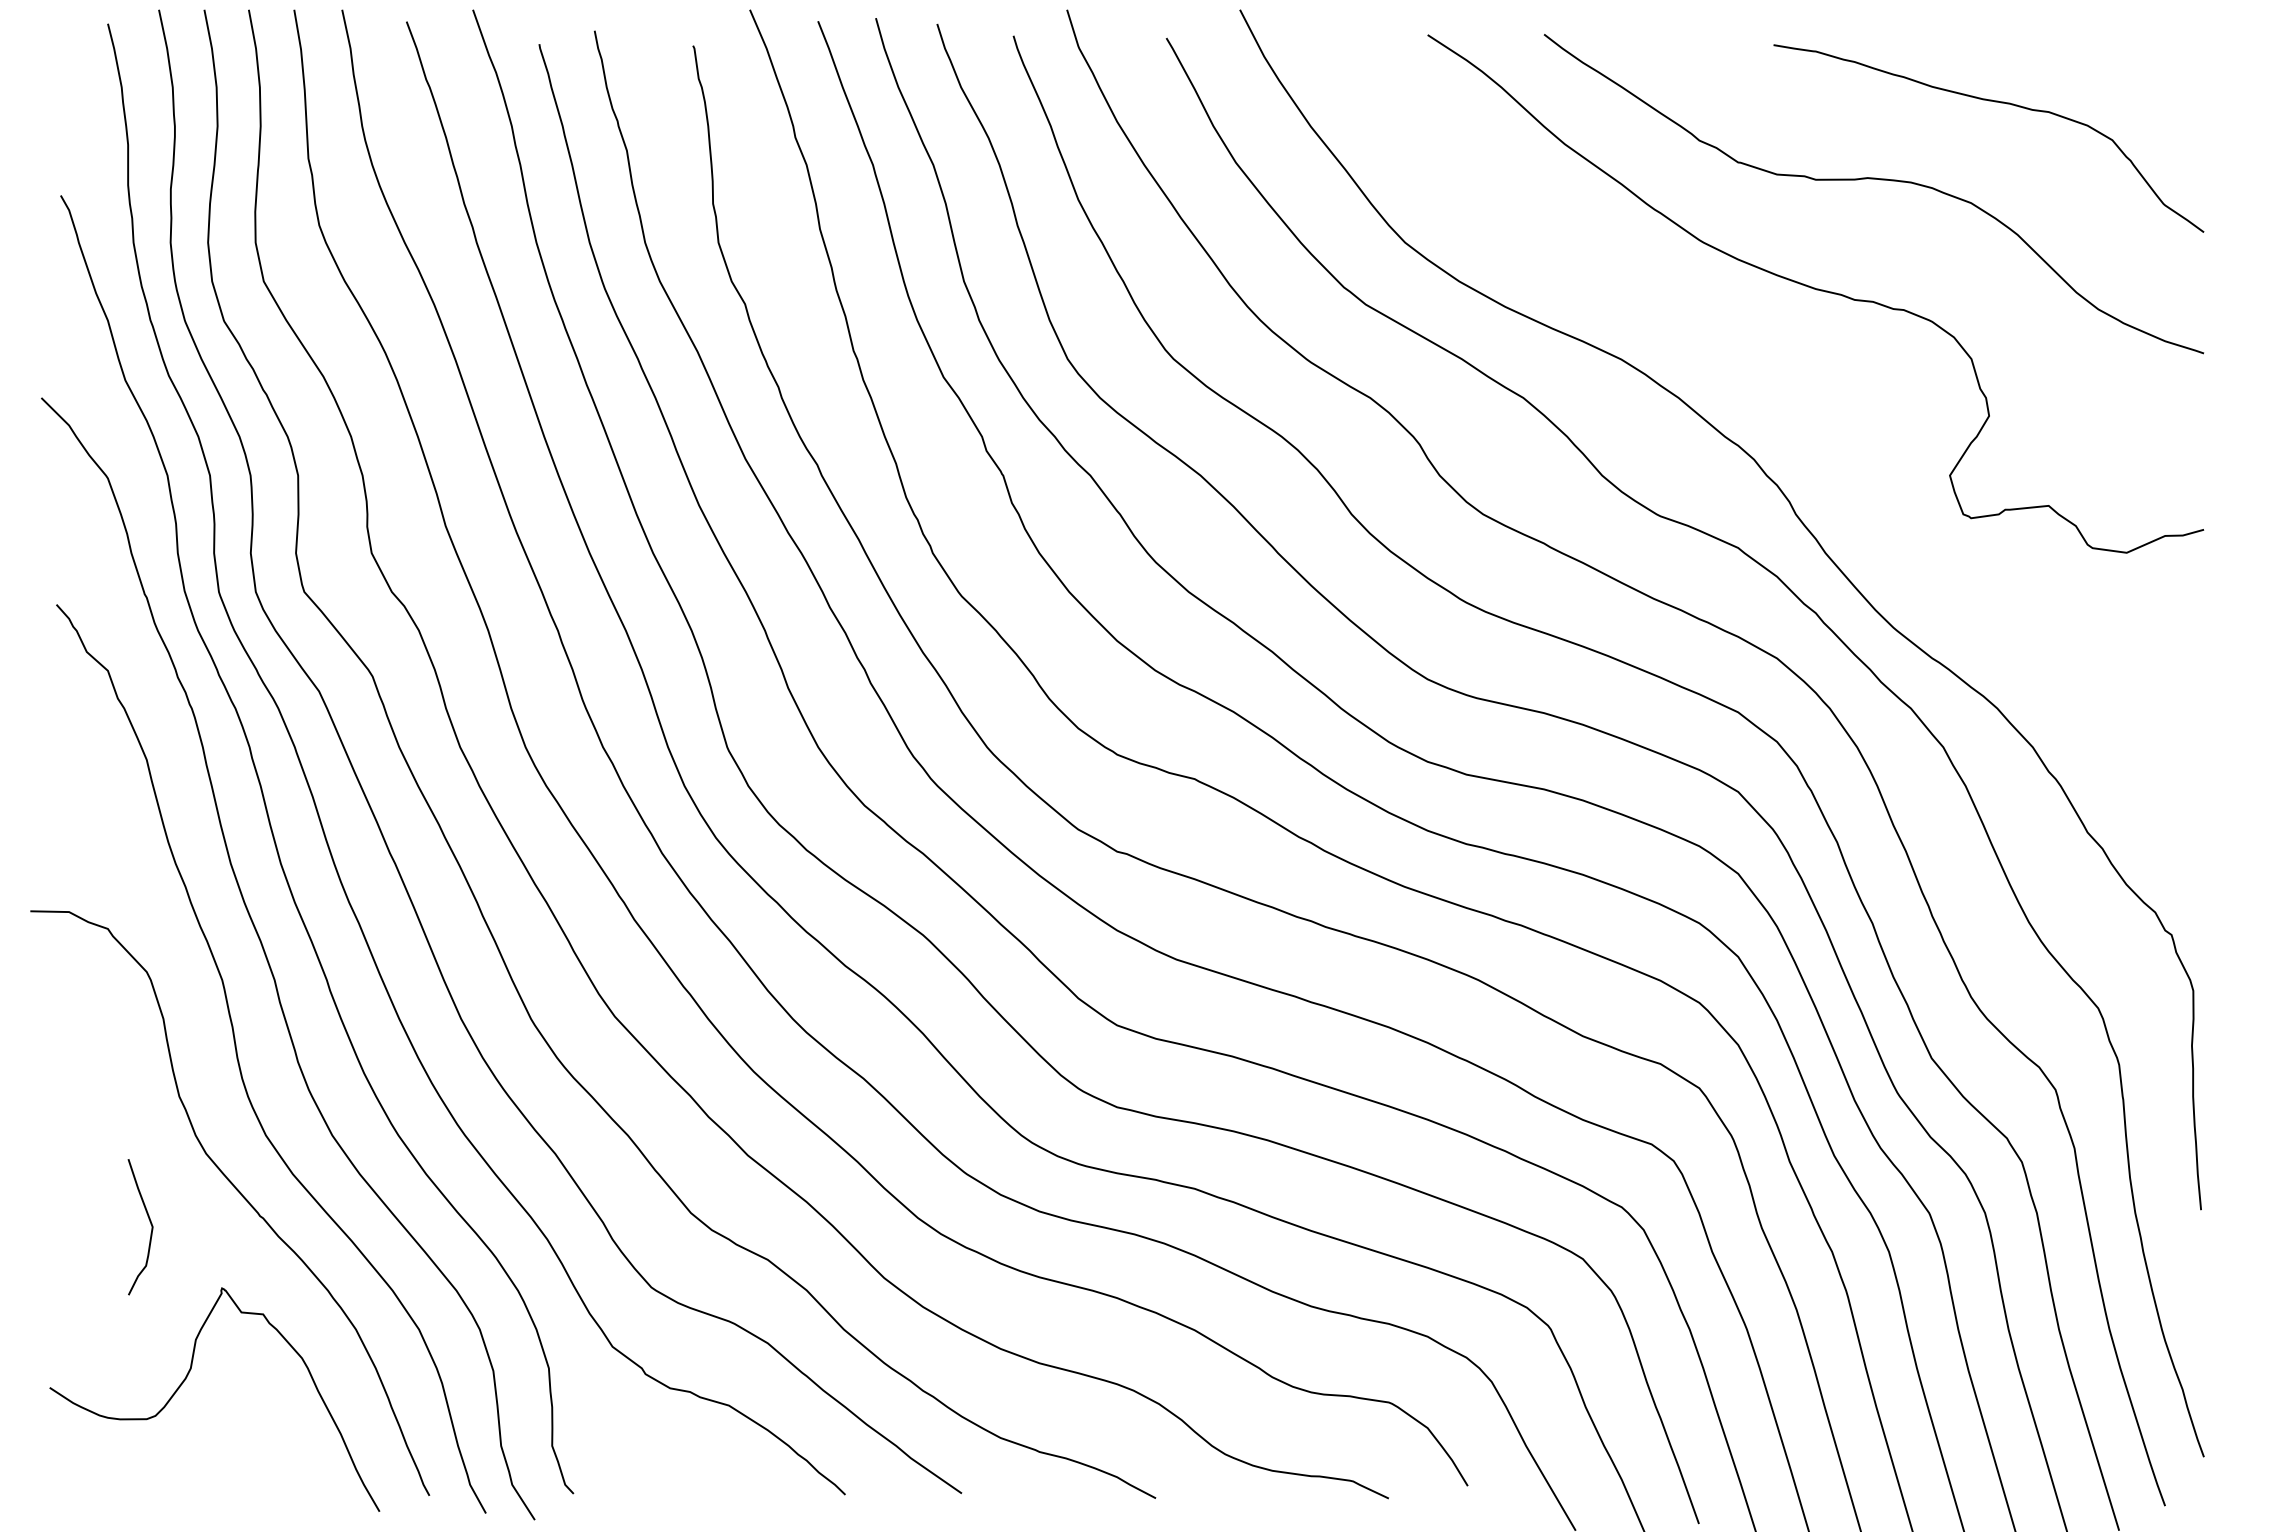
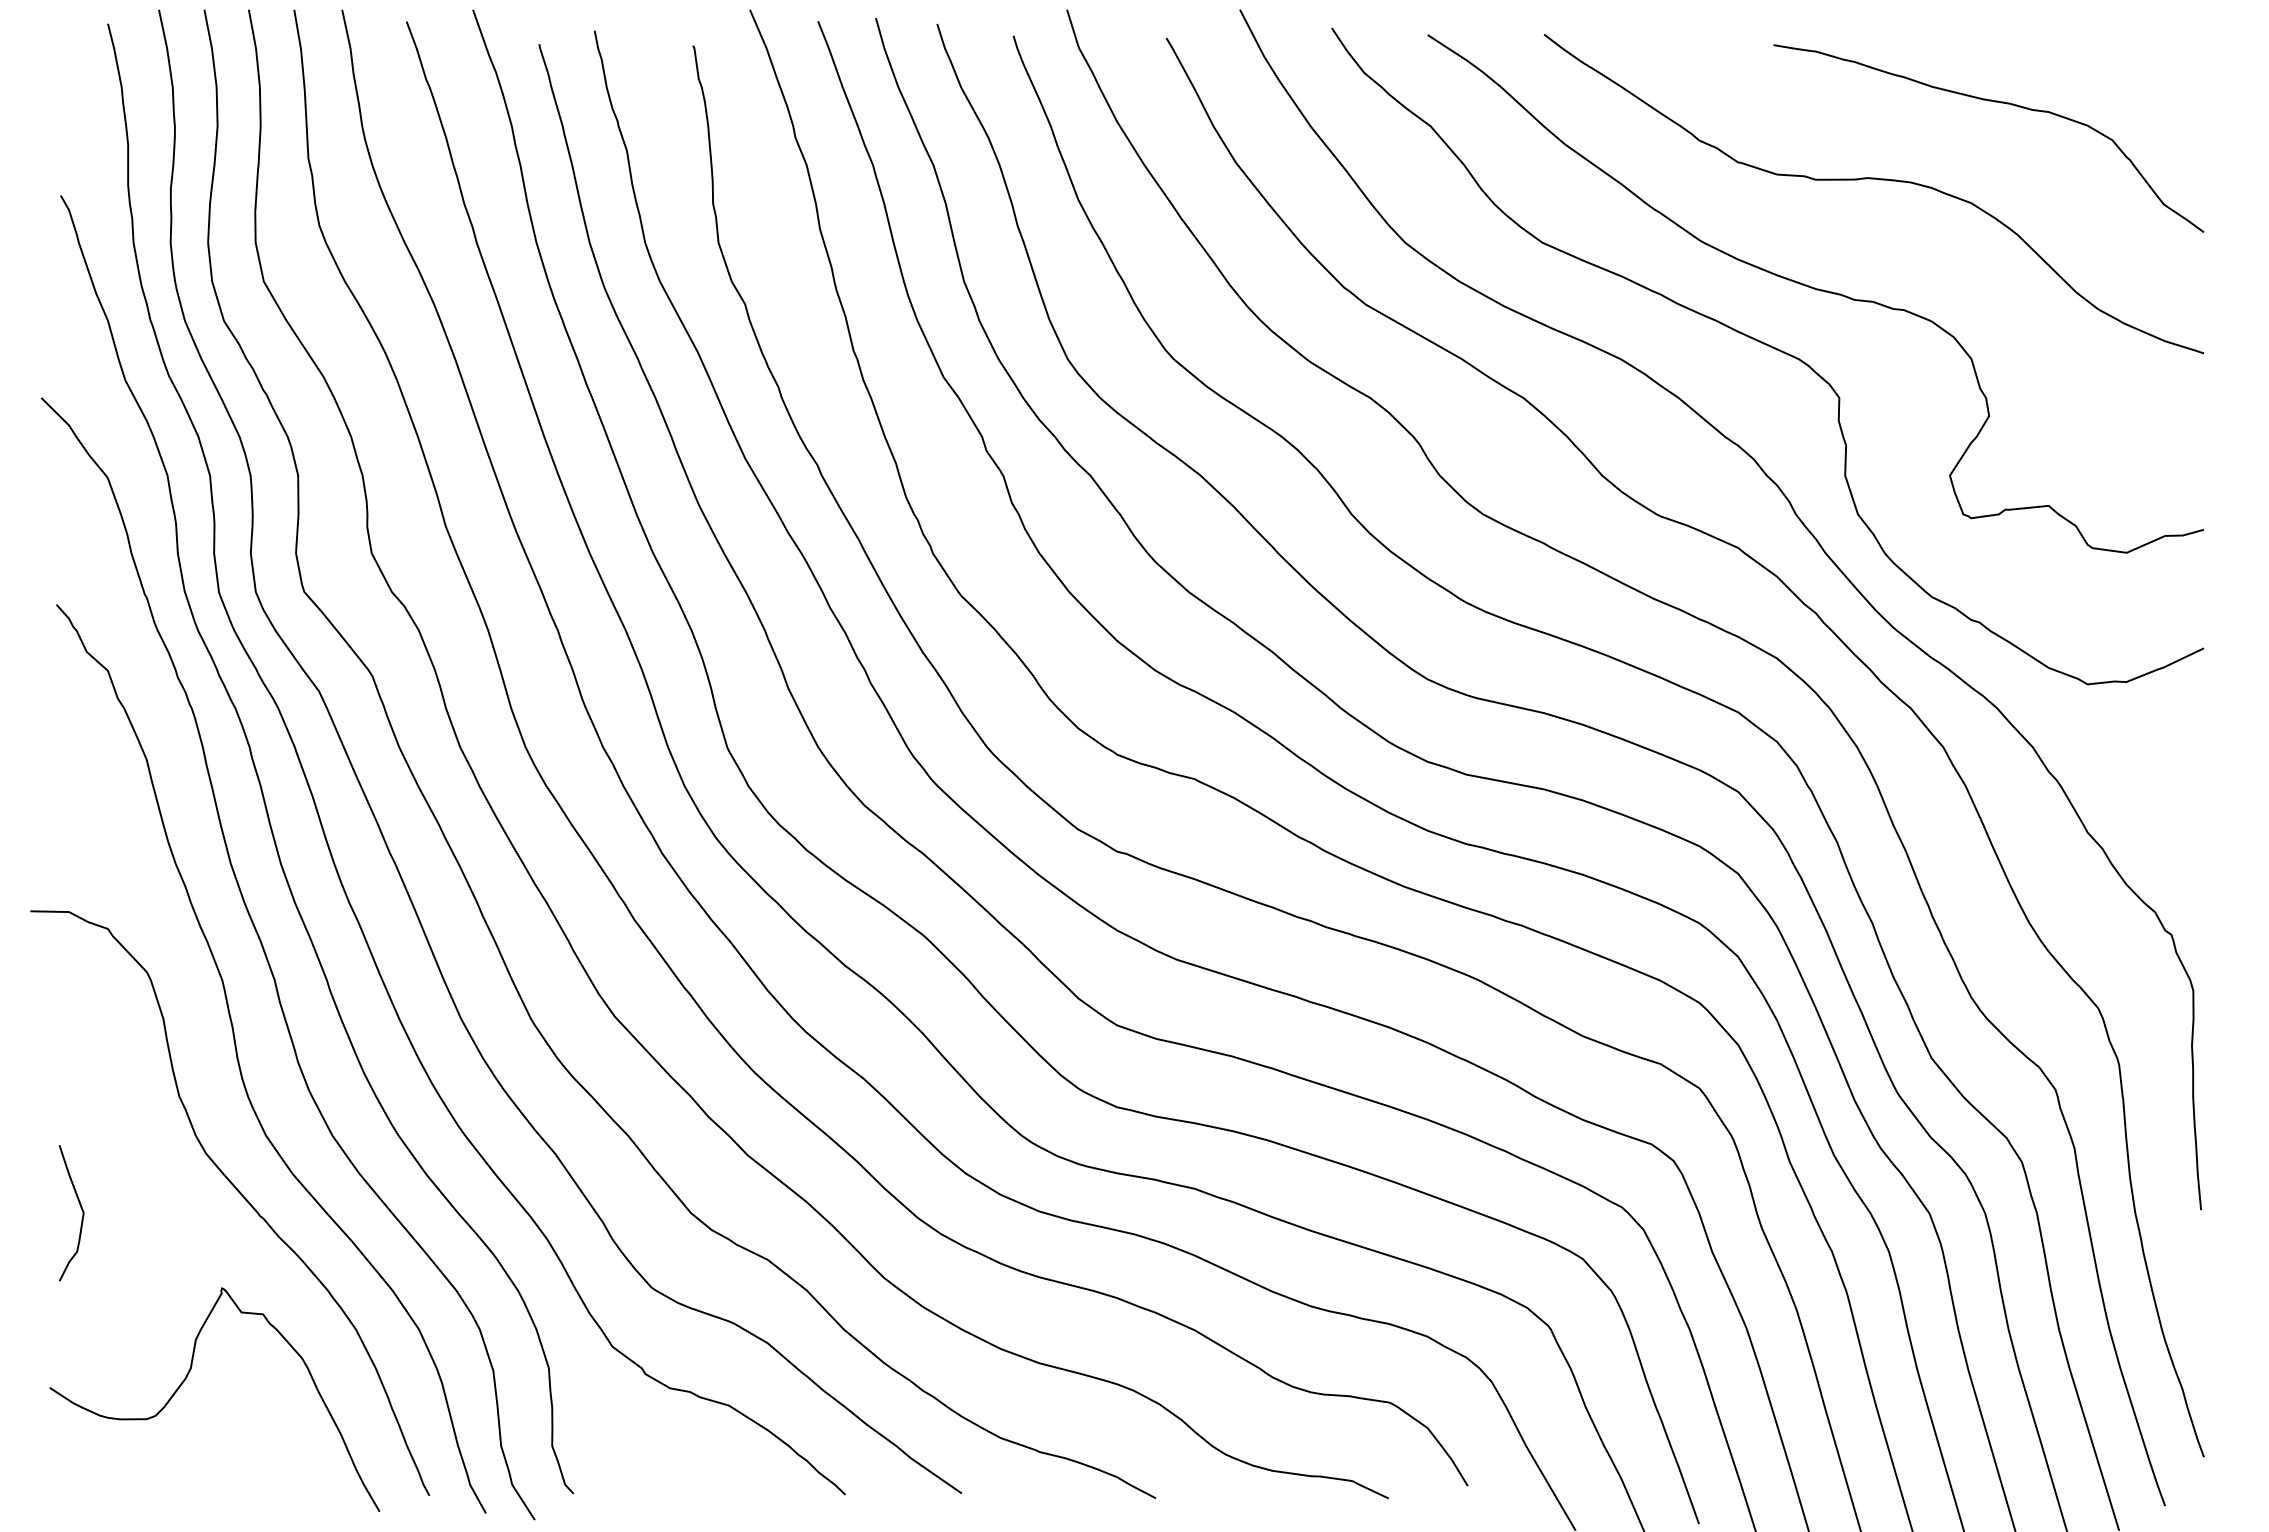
curve: none -> present (1772, 348)
curve position: (150, 1224) -> (81, 1210) (81, 1210)
